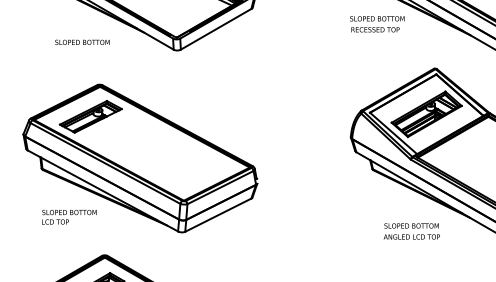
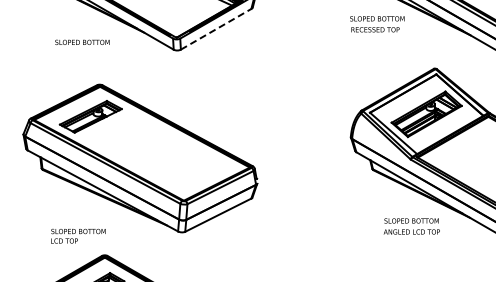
line: solid -> dashed (216, 29)
text position: (69, 216) -> (78, 235) (78, 235)
text position: (411, 231) -> (411, 226) (411, 226)
